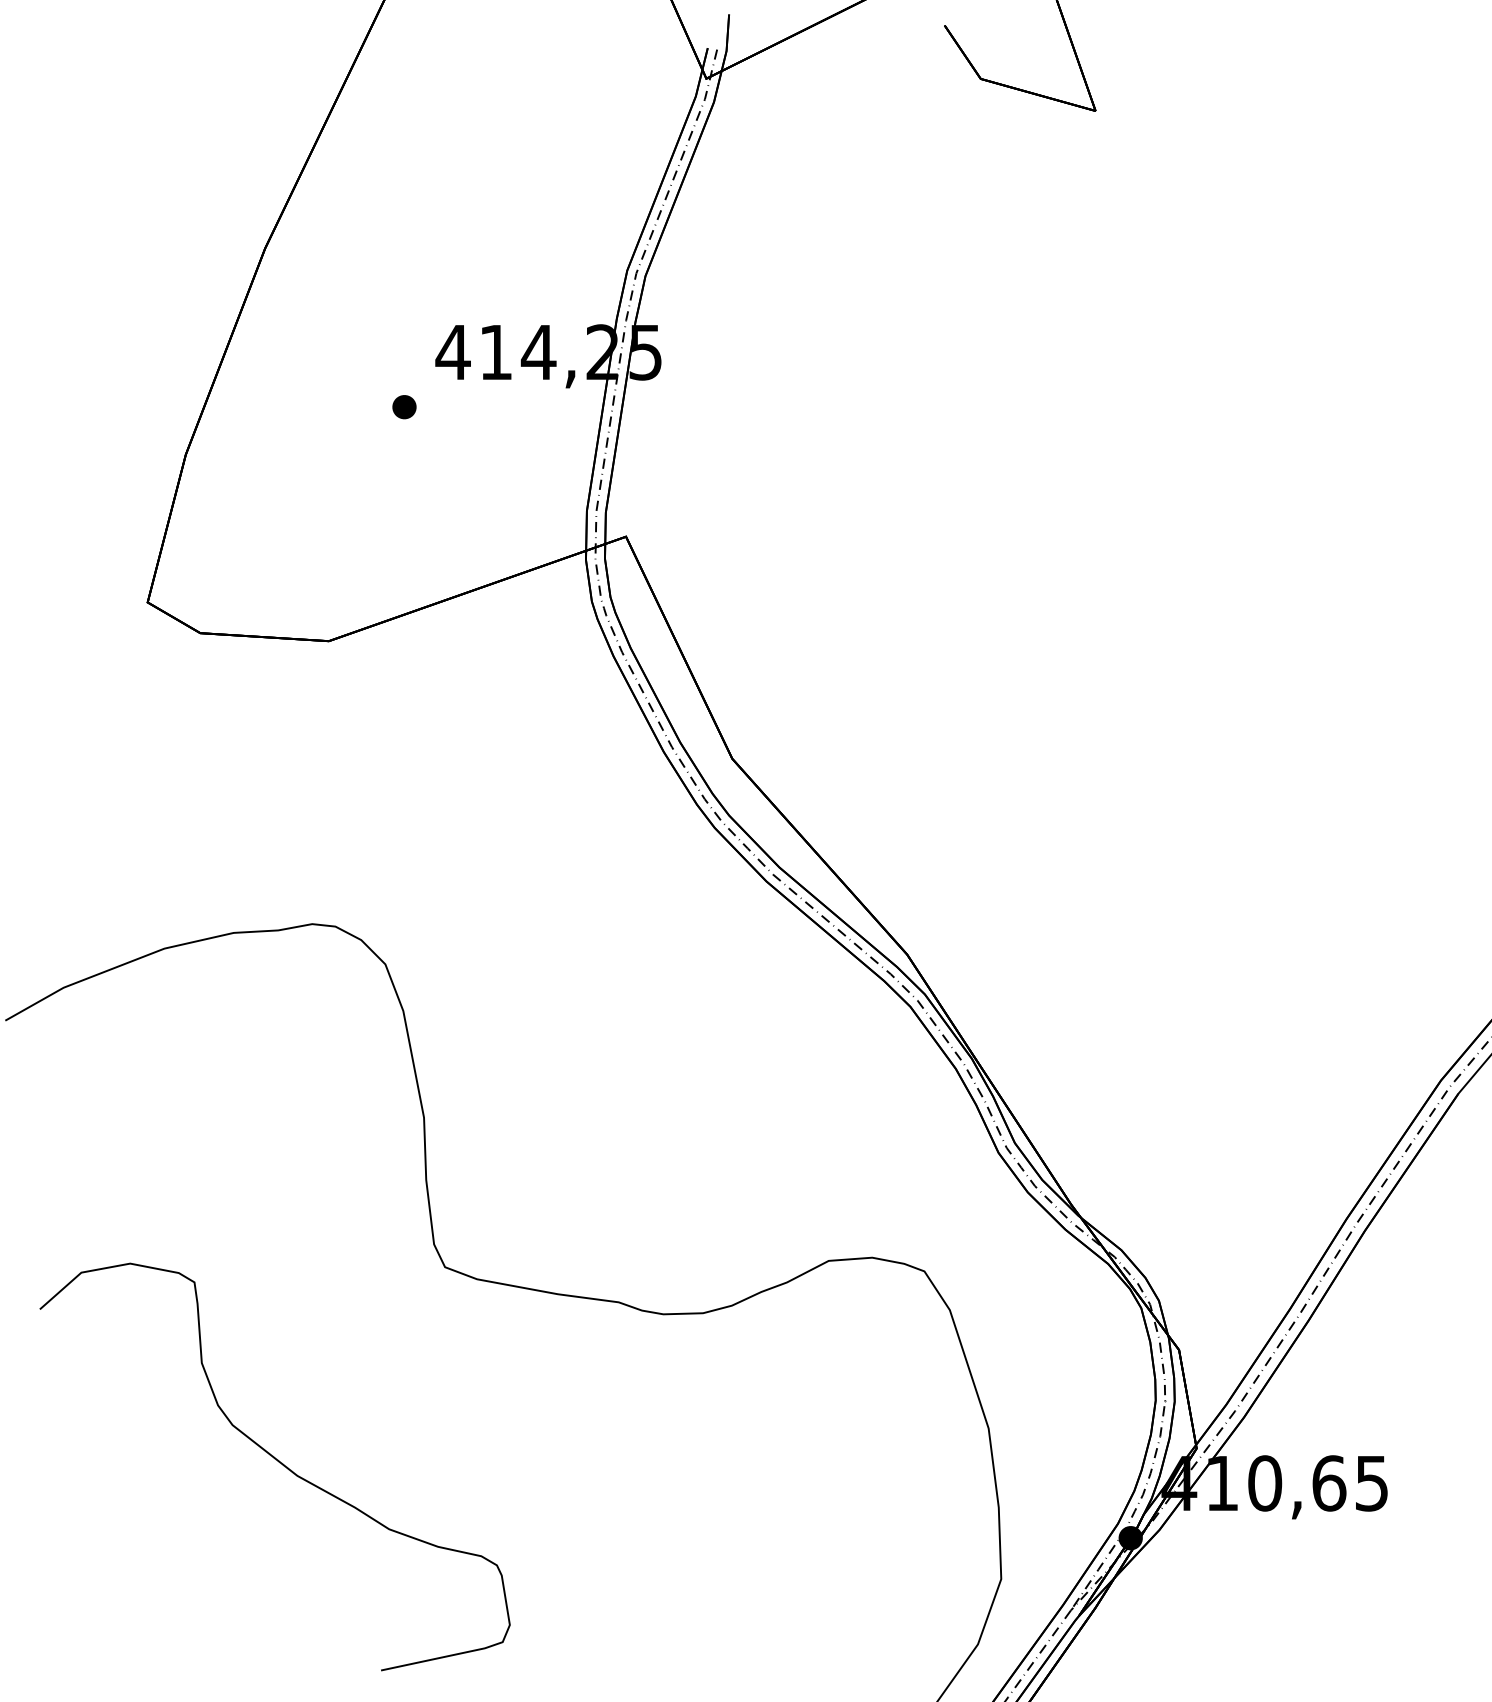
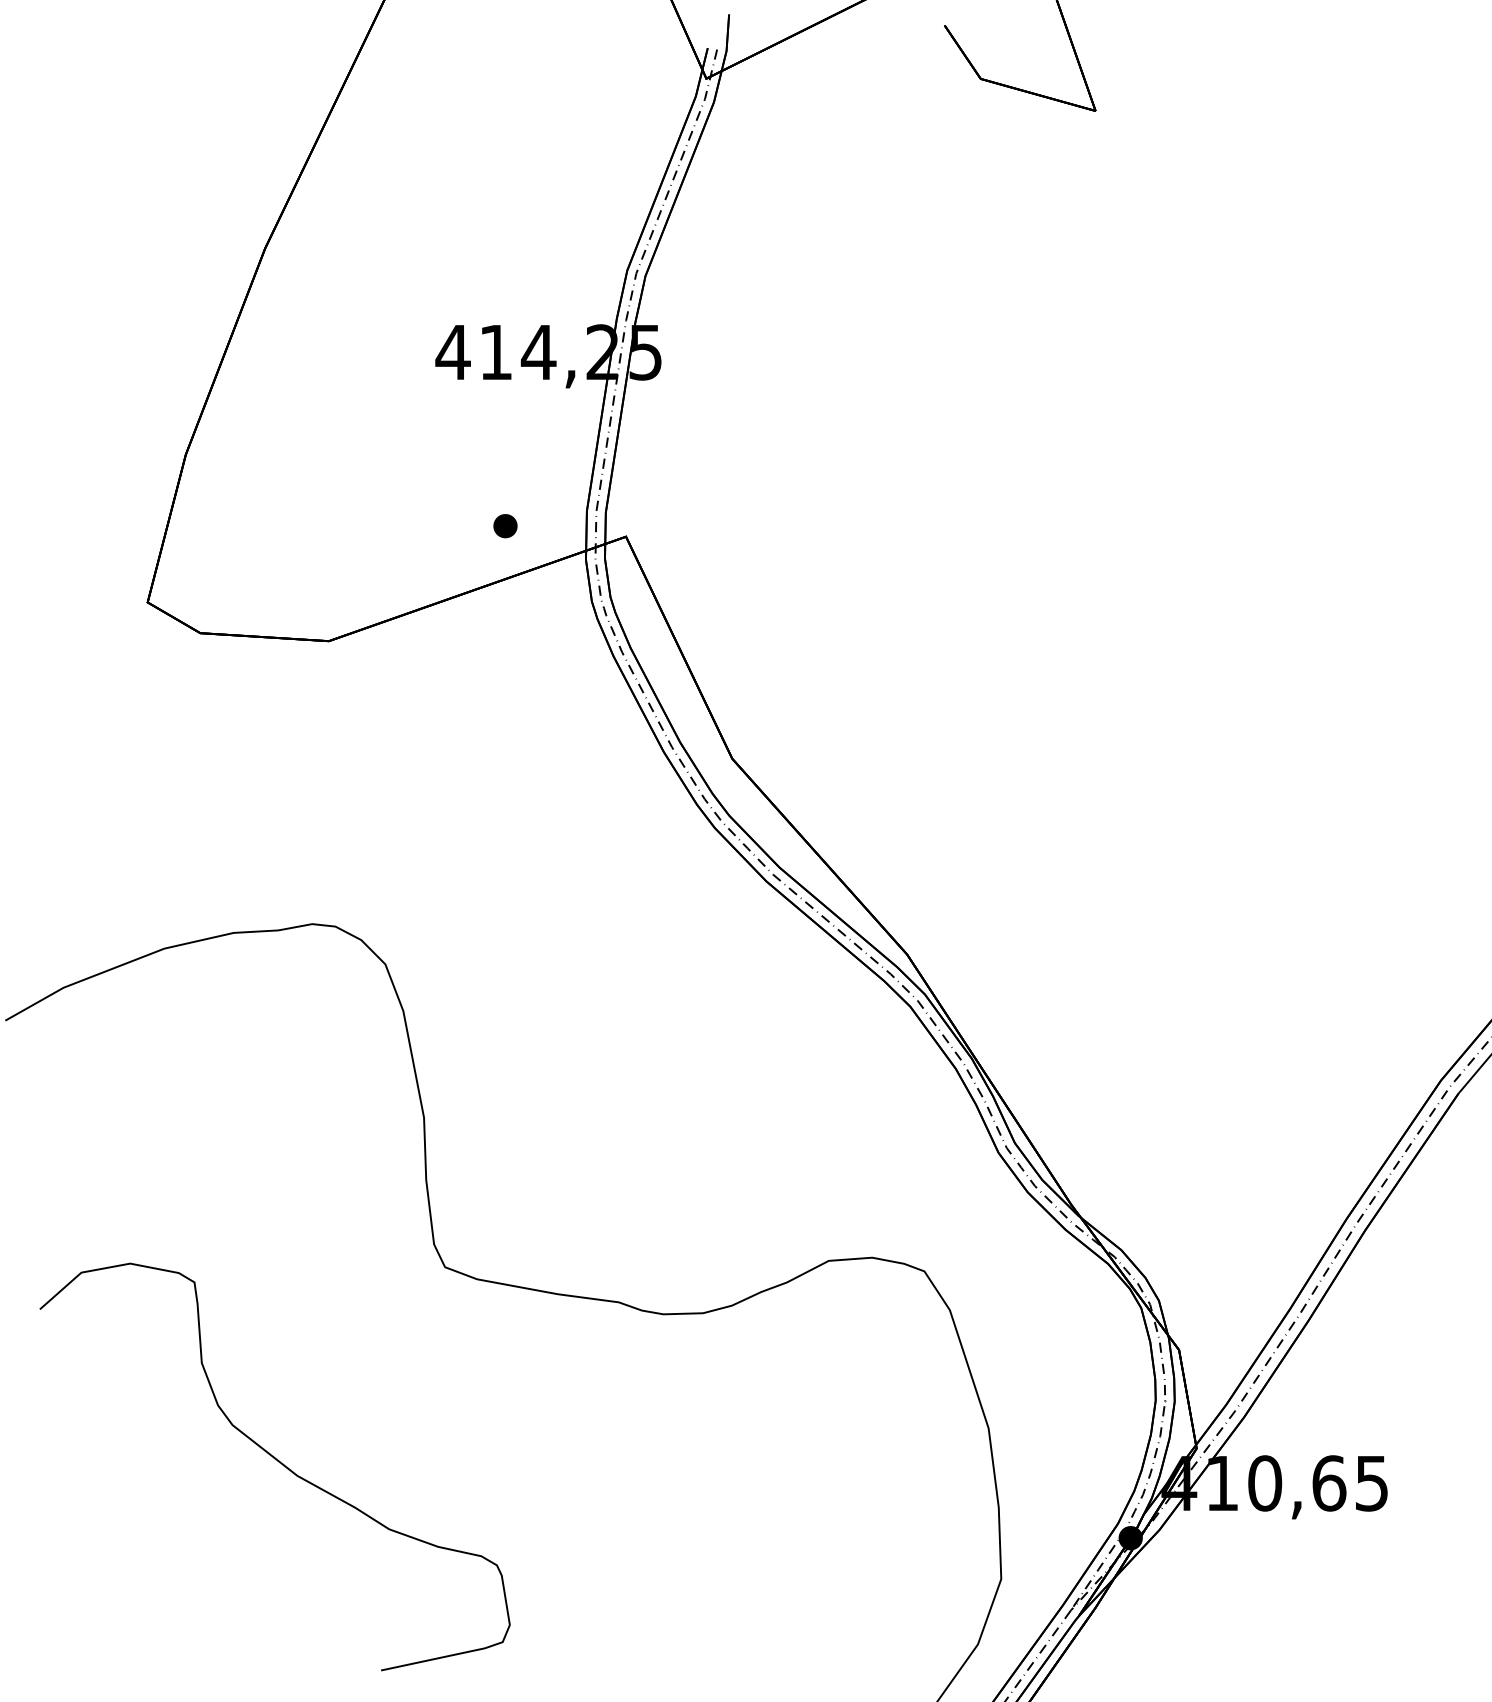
part position: (404, 407) -> (505, 526) (505, 526)
